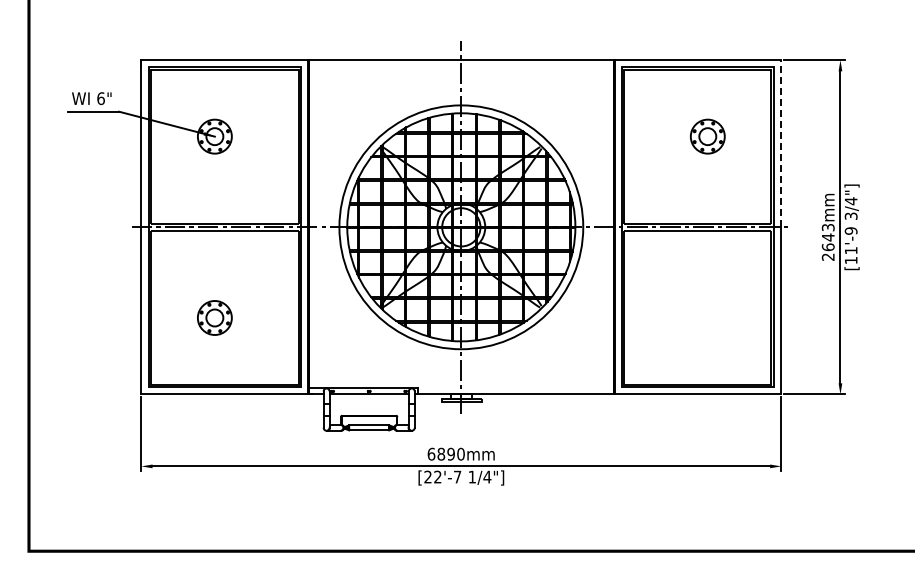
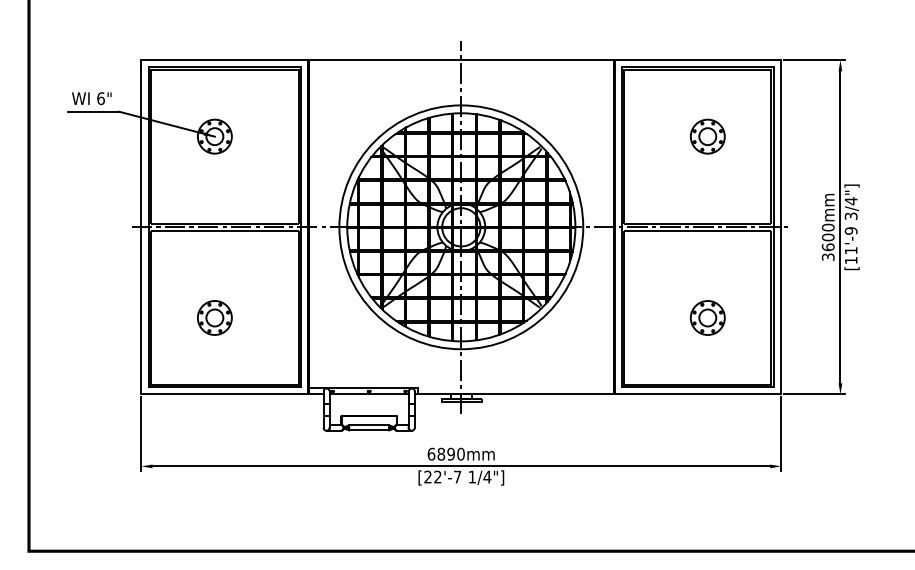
line: dashed -> solid (781, 143)
text: 2643mm -> 3600mm (827, 241)
part: none -> present (707, 317)
